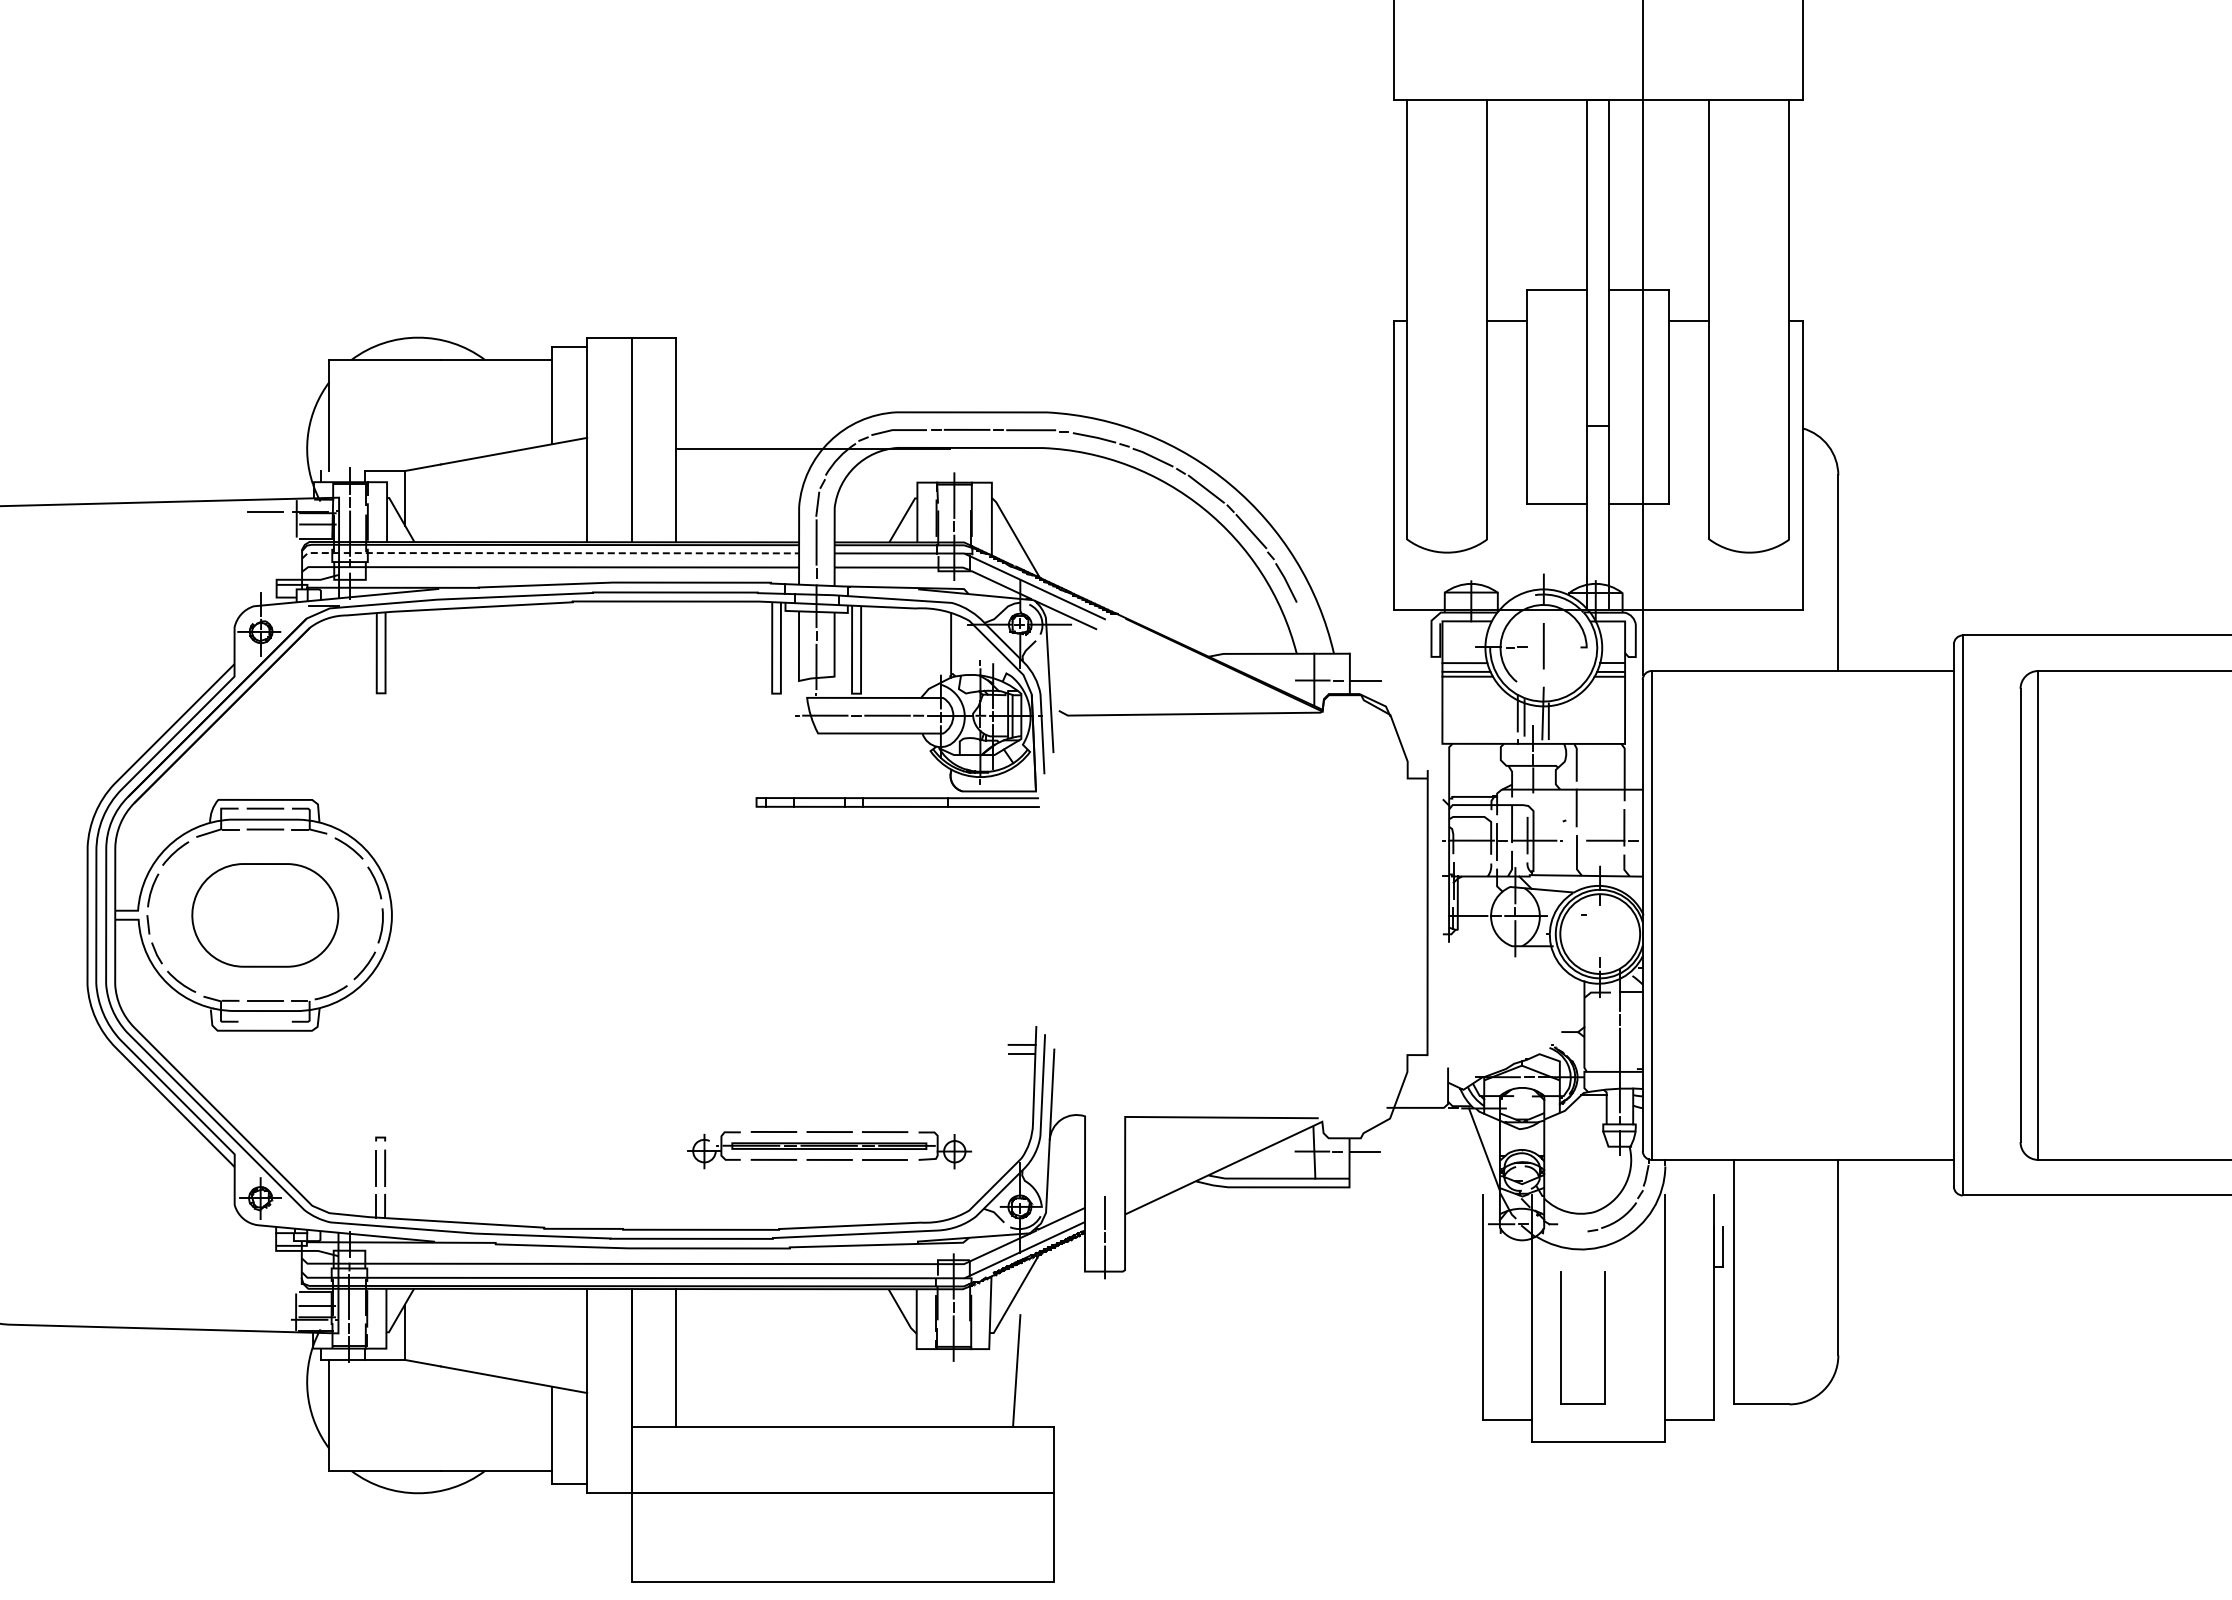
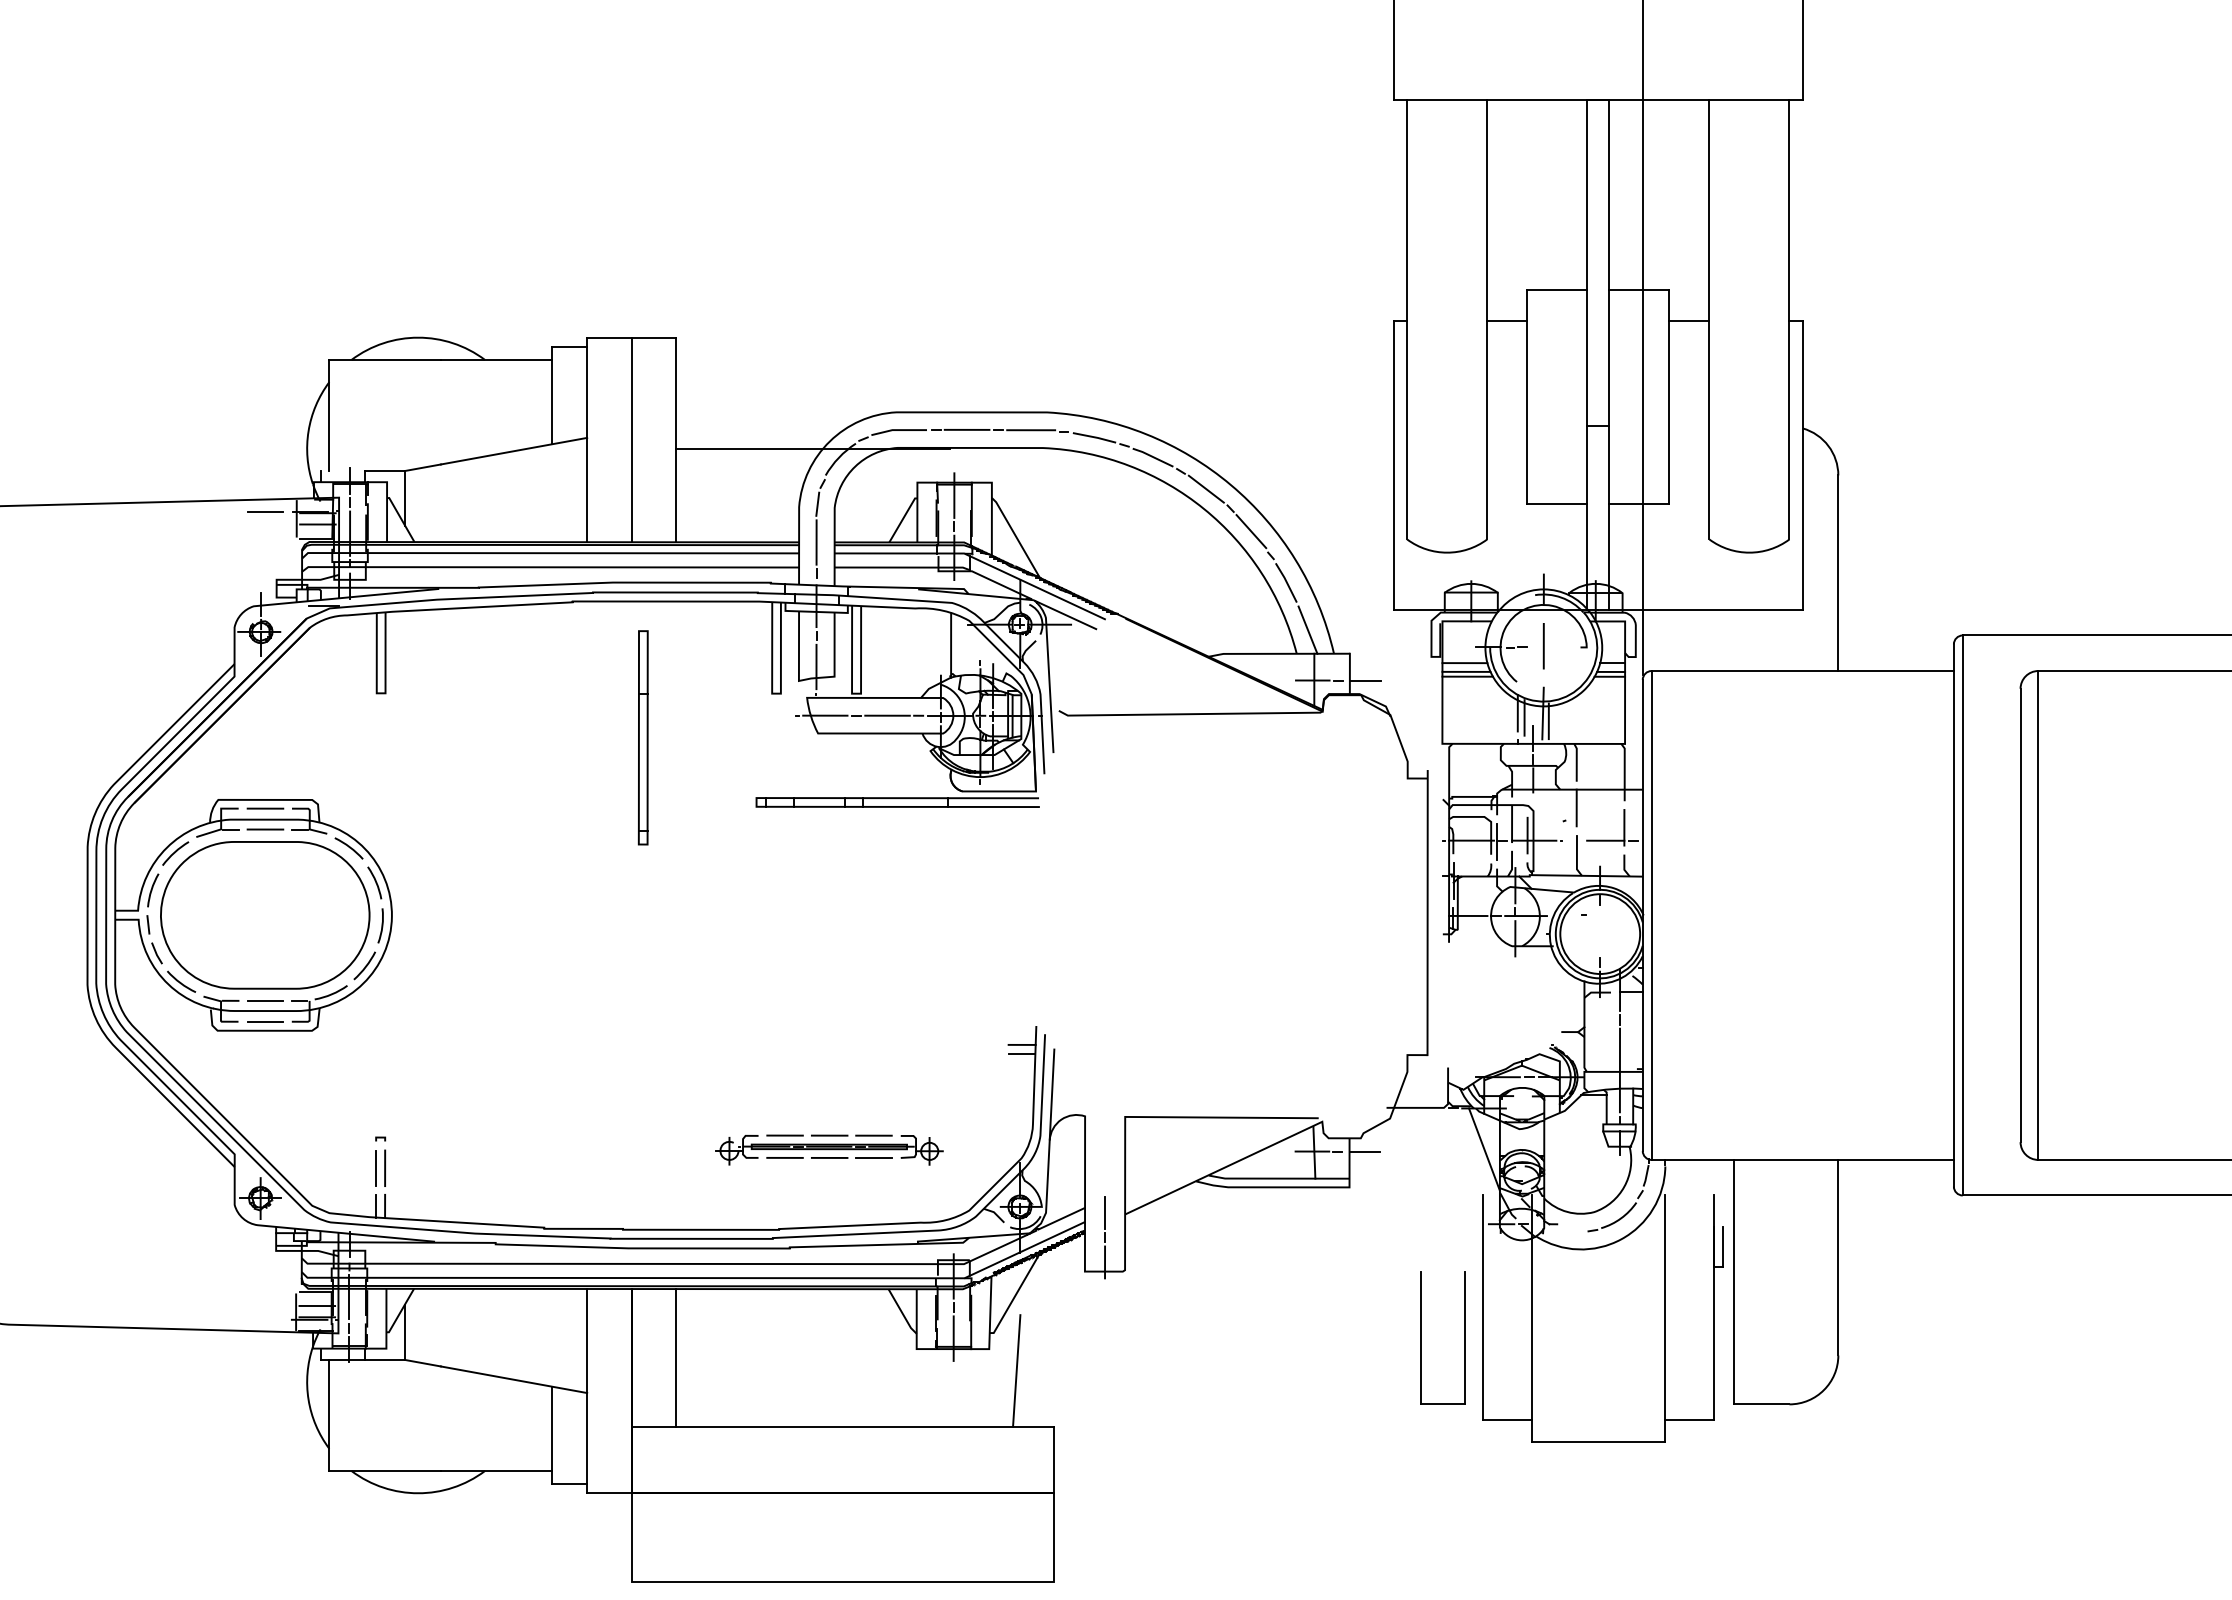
line: dashed -> solid (548, 553)
line: none -> present (1307, 629)
part: none -> present (642, 737)
part size: 149x105 px -> 211x149 px (265, 915)
line: none -> present (265, 1021)
part size: 286x39 px -> 229x32 px (829, 1149)
part position: (1561, 1337) -> (1421, 1337) (1421, 1337)
